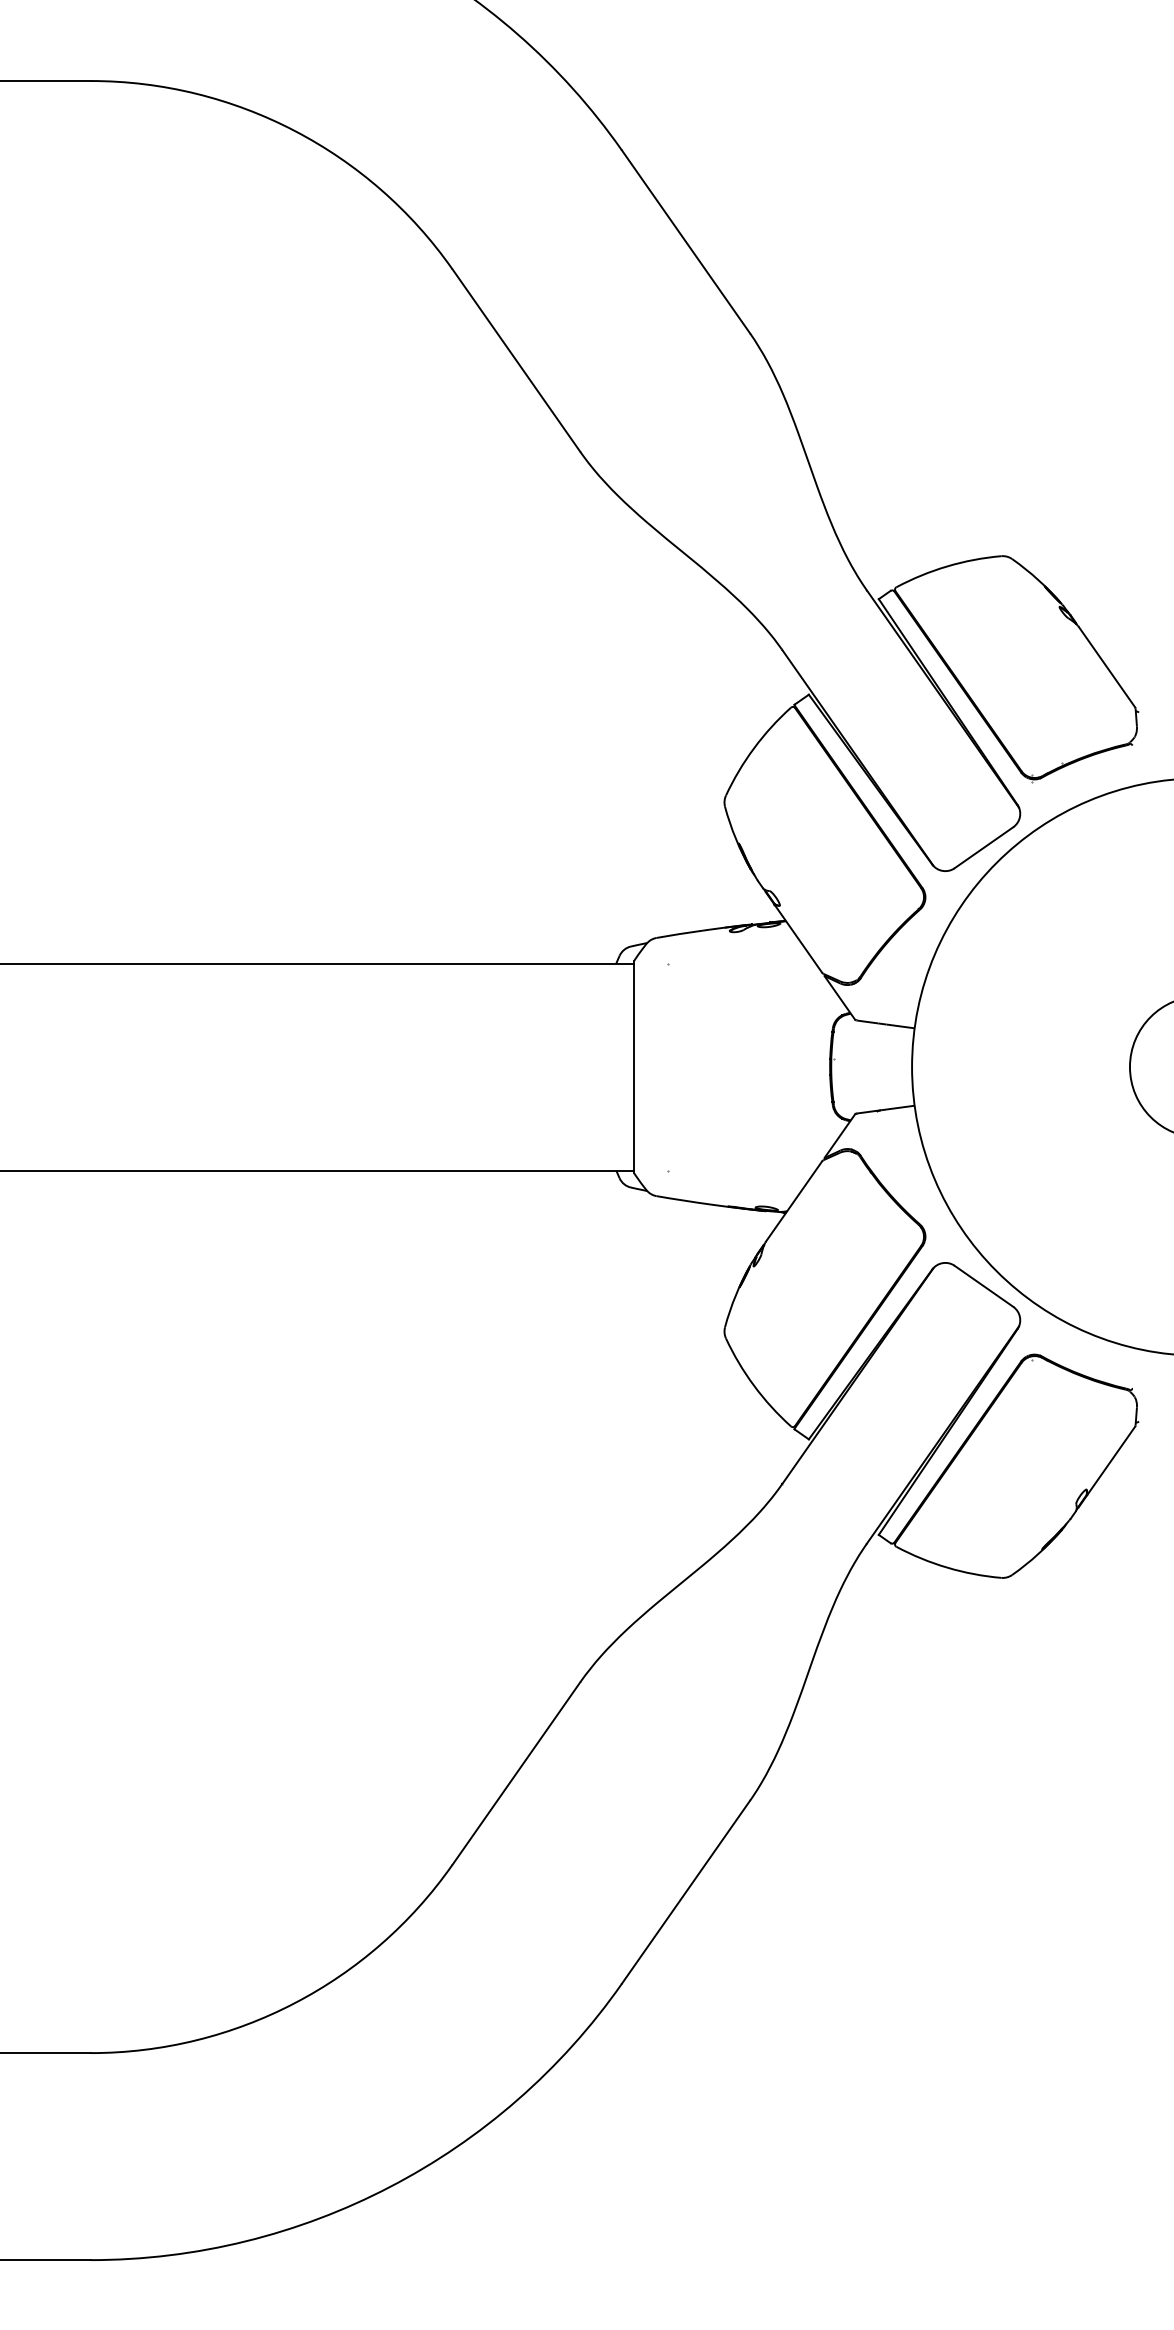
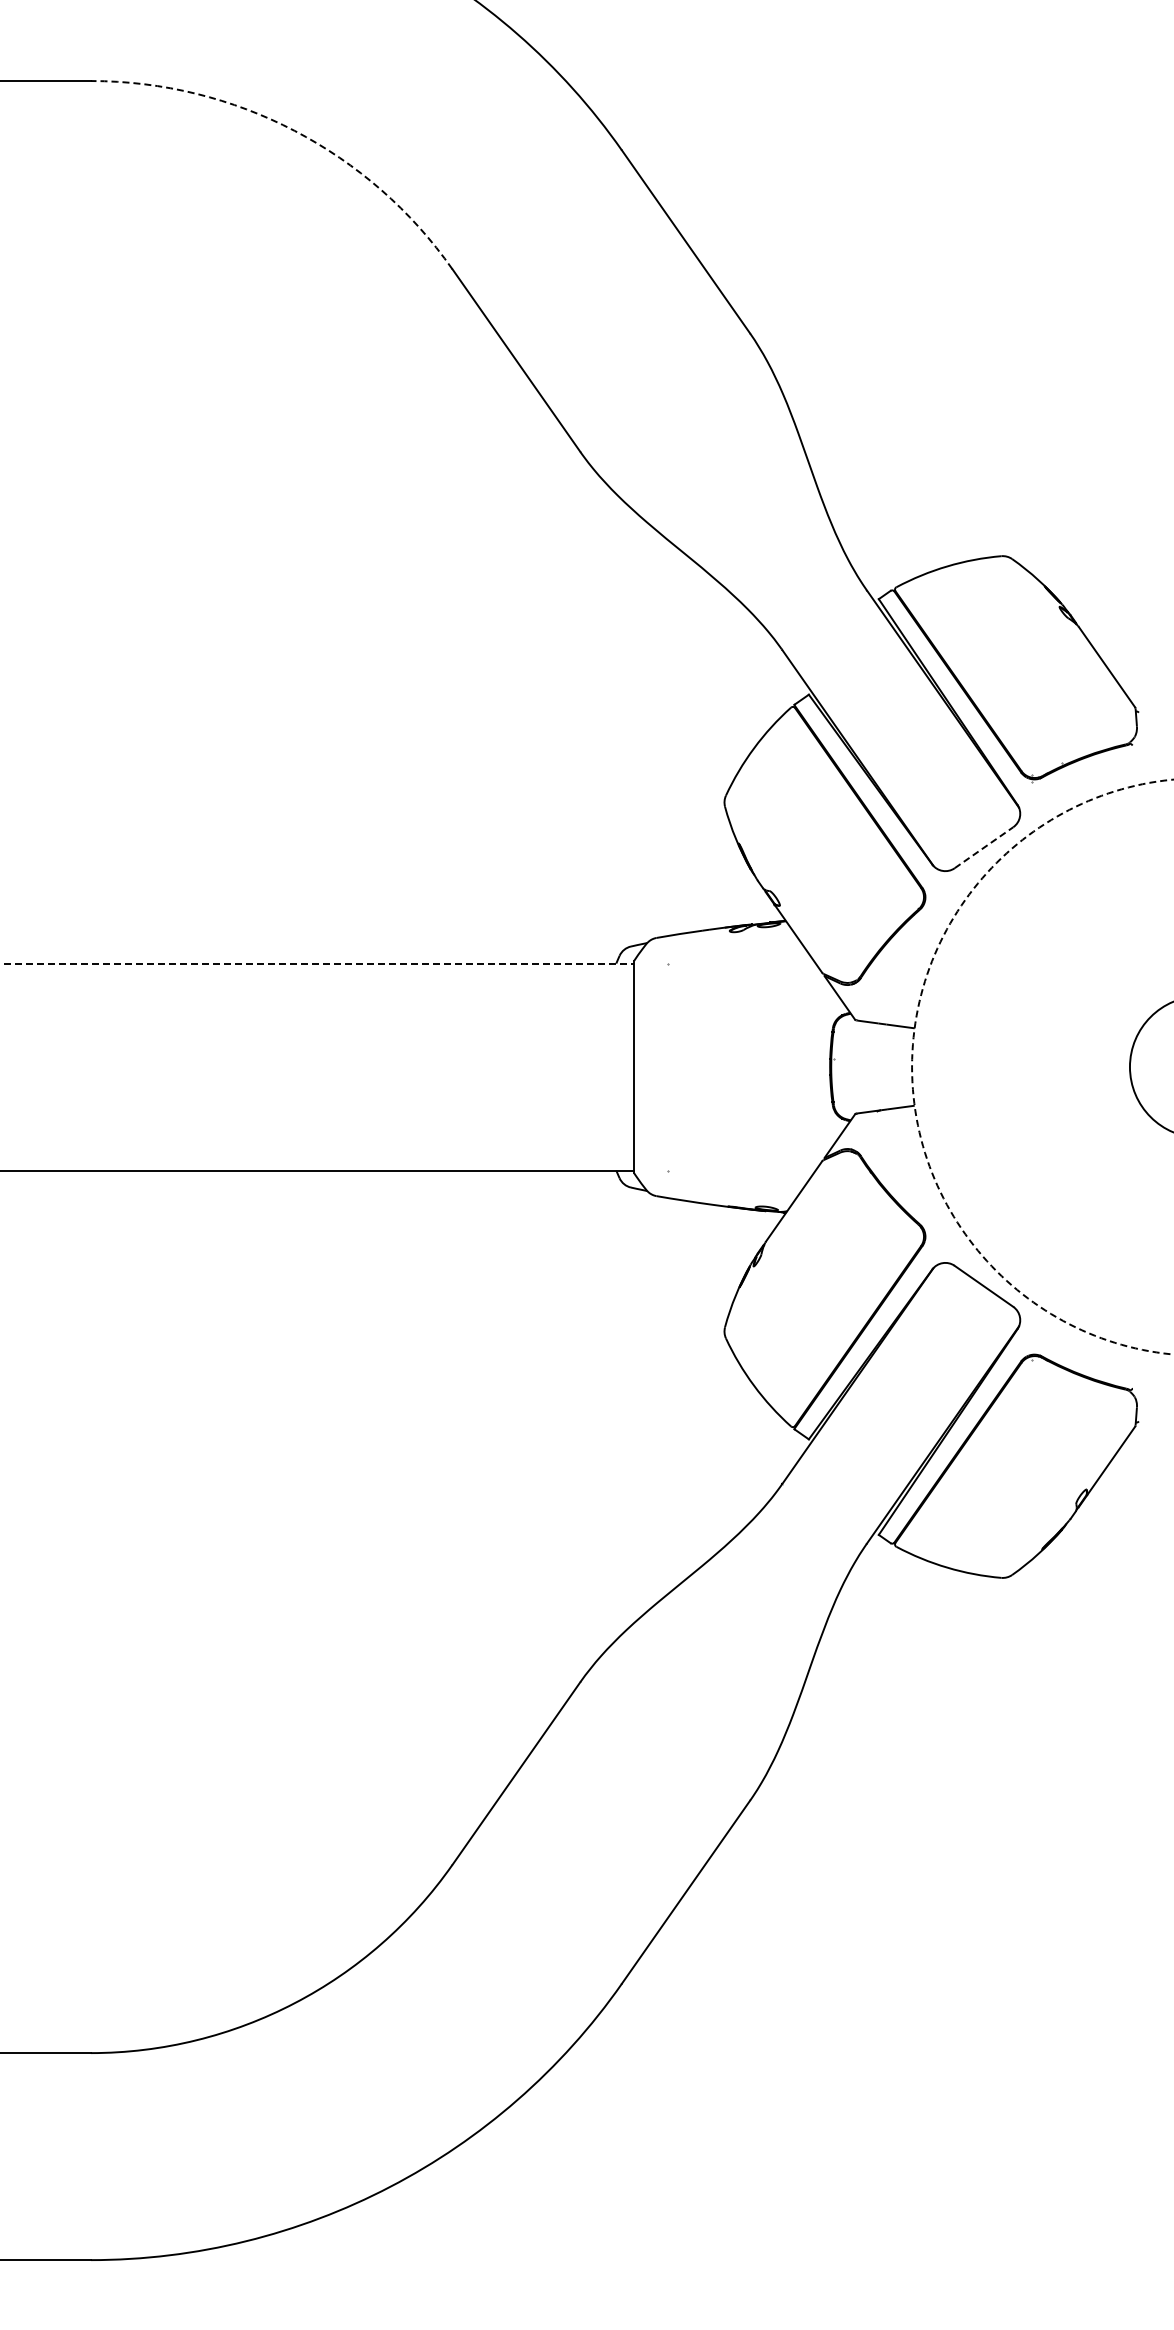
arc: solid -> dashed (294, 130)
line: solid -> dashed (984, 847)
line: solid -> dashed (317, 963)
circle: solid -> dashed (1042, 1066)
